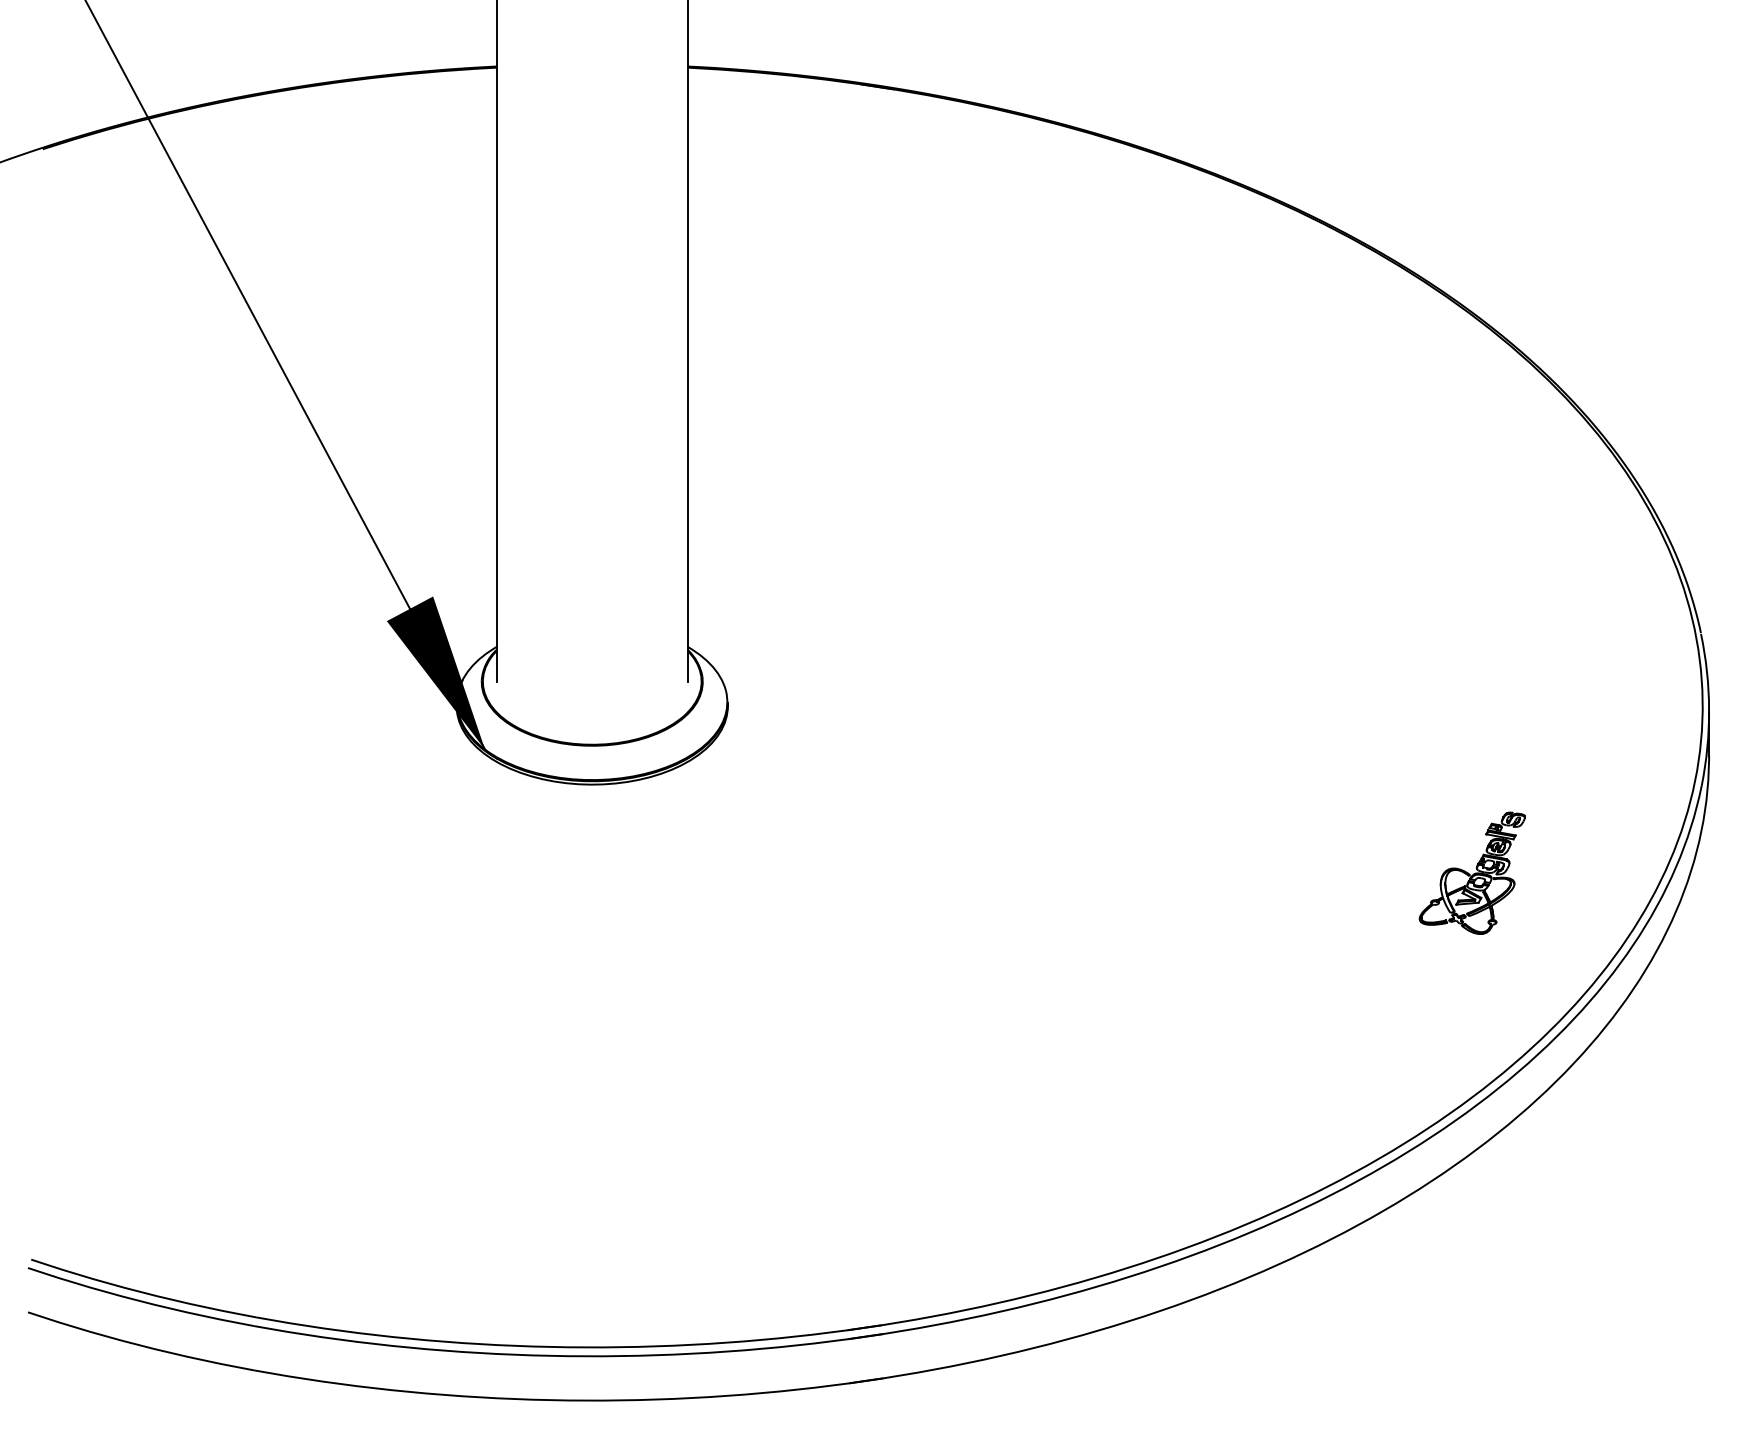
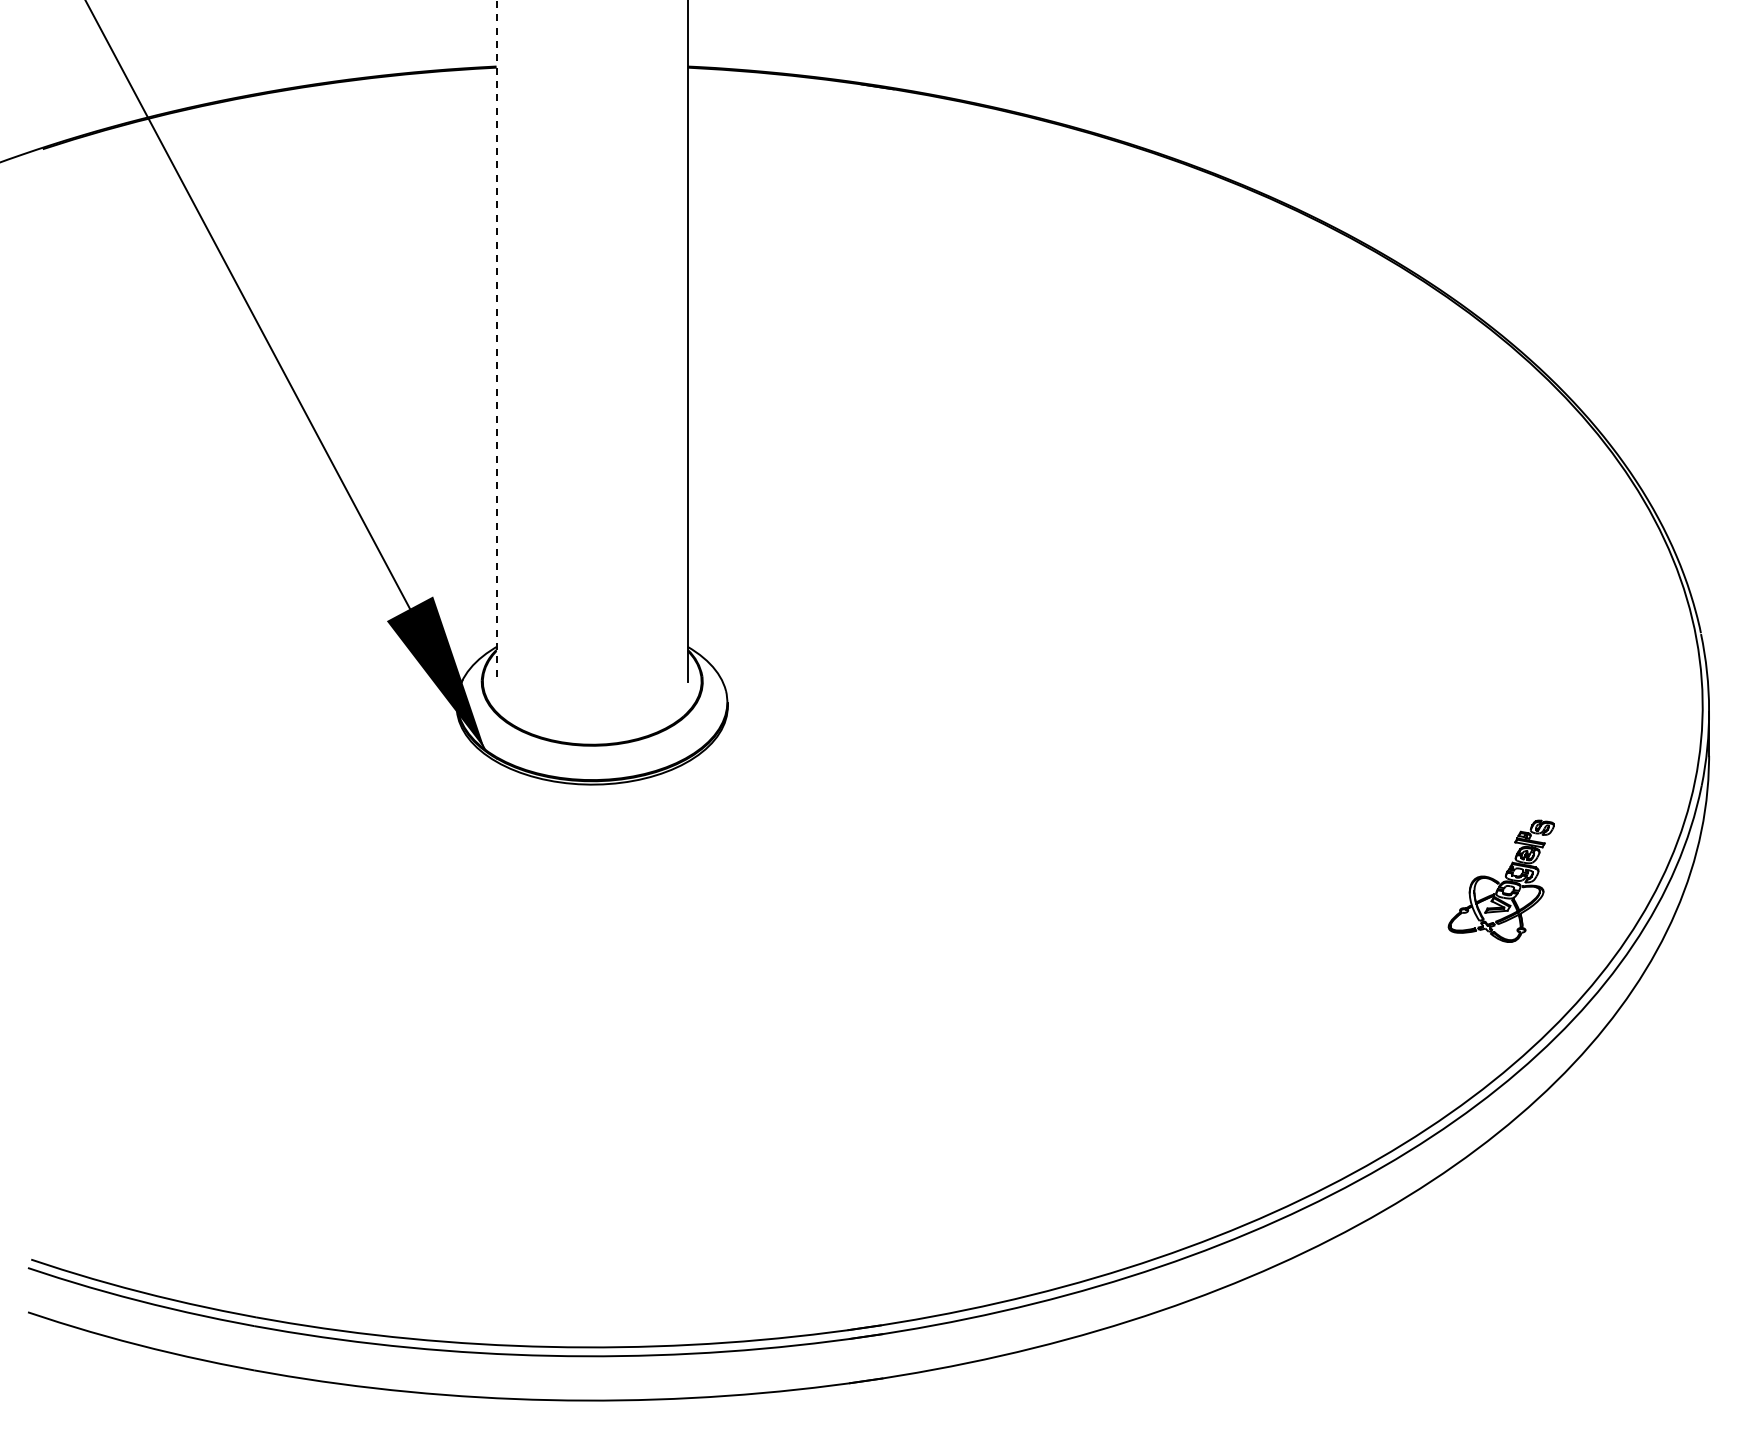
line: solid -> dashed (496, 341)
part position: (1471, 872) -> (1500, 880) (1500, 880)
